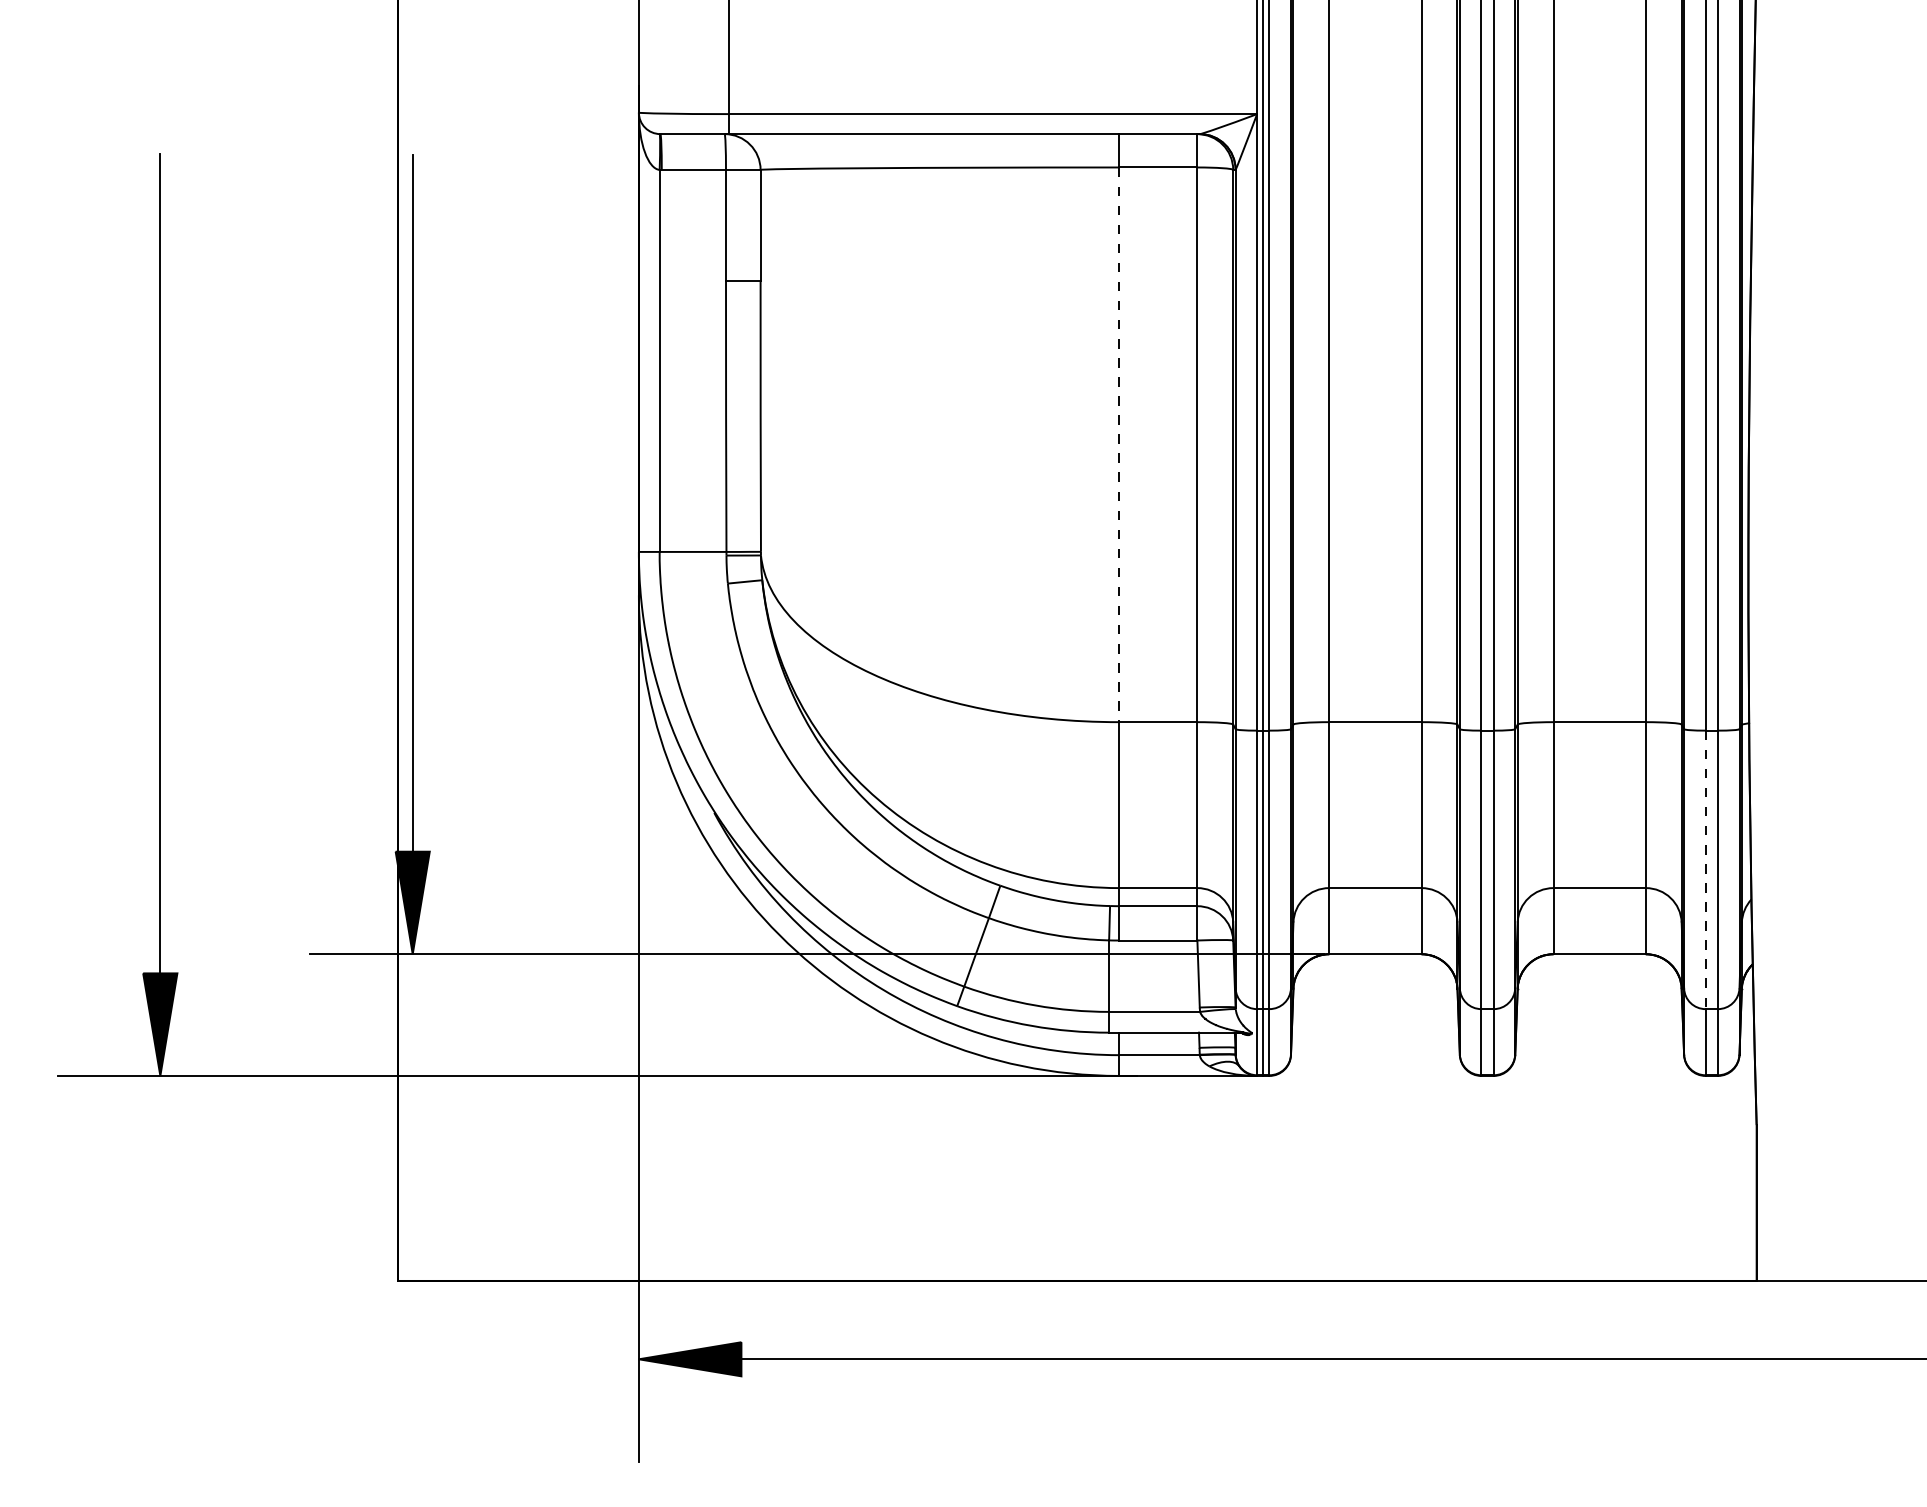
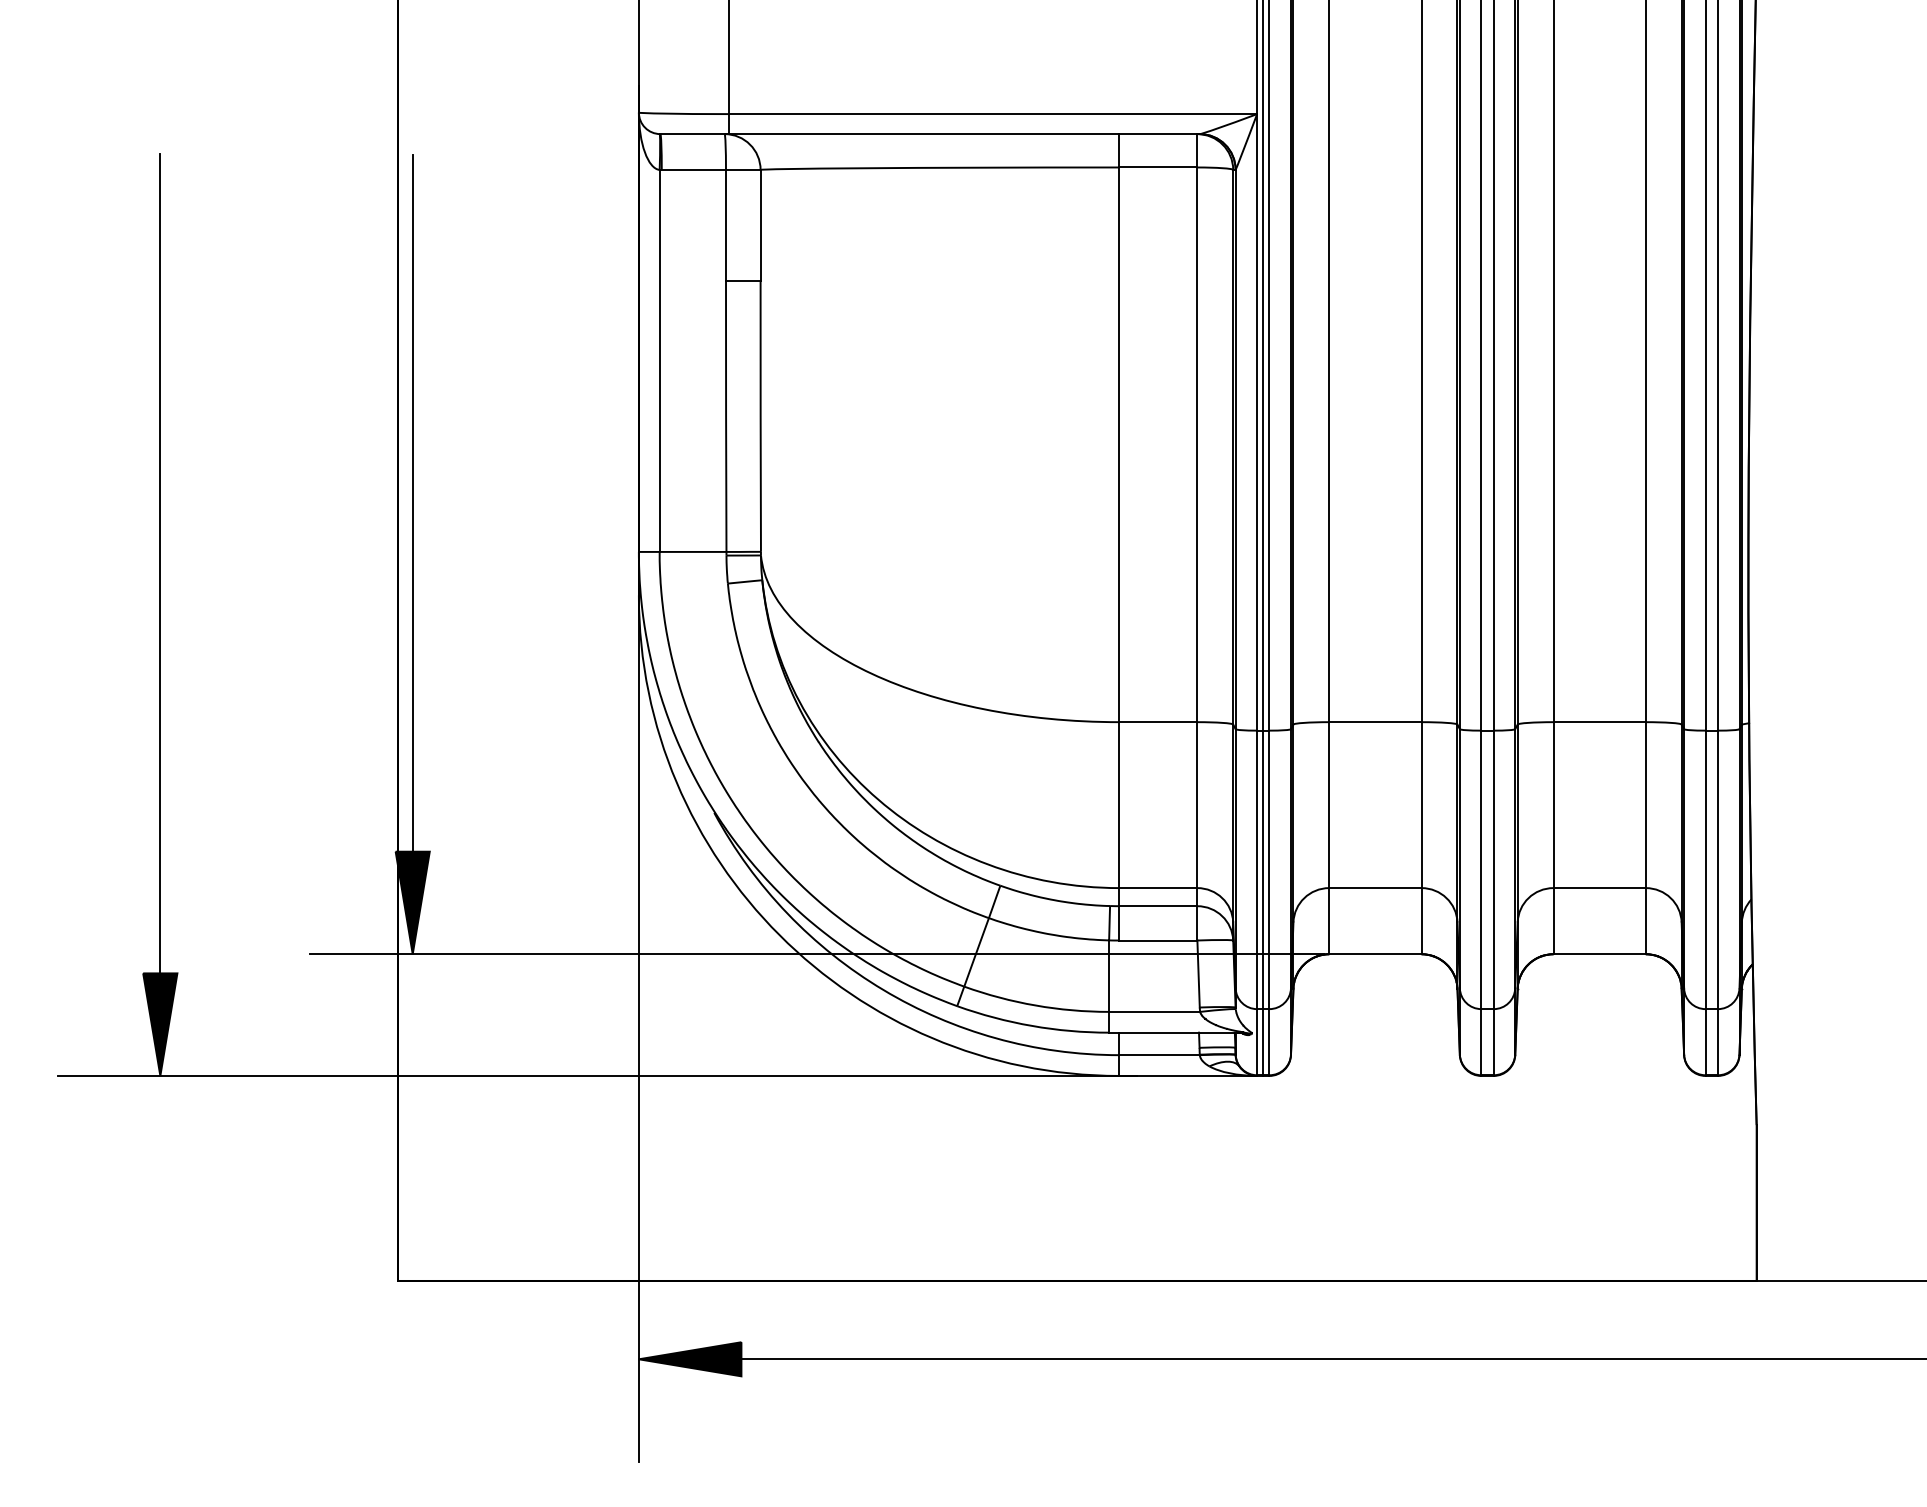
line: dashed -> solid (1119, 445)
line: dashed -> solid (1705, 870)
